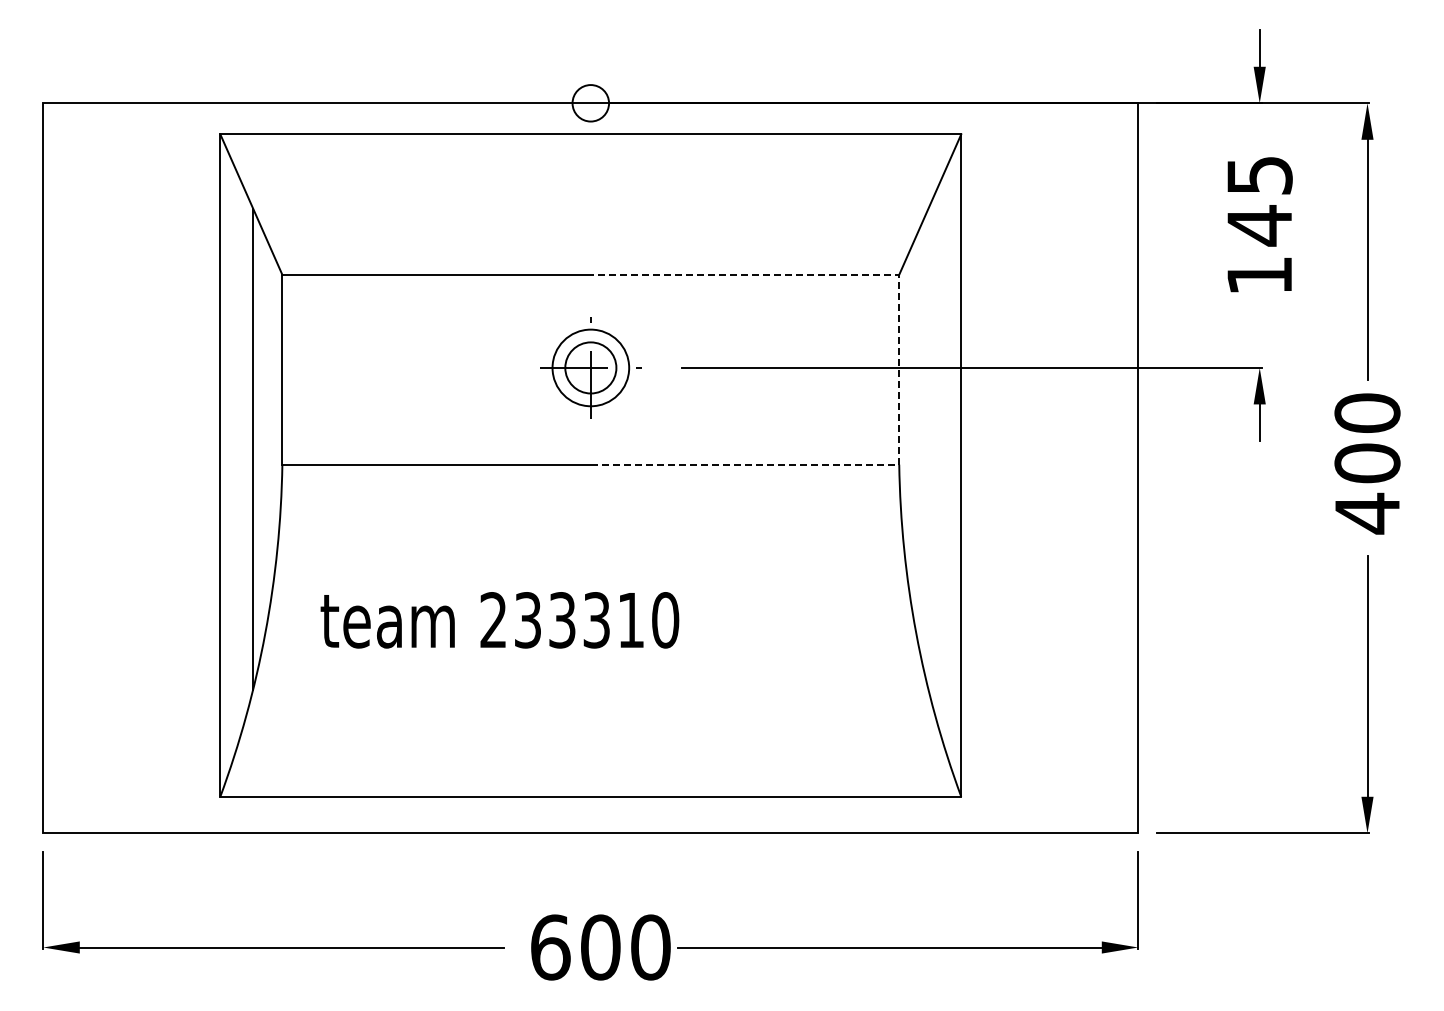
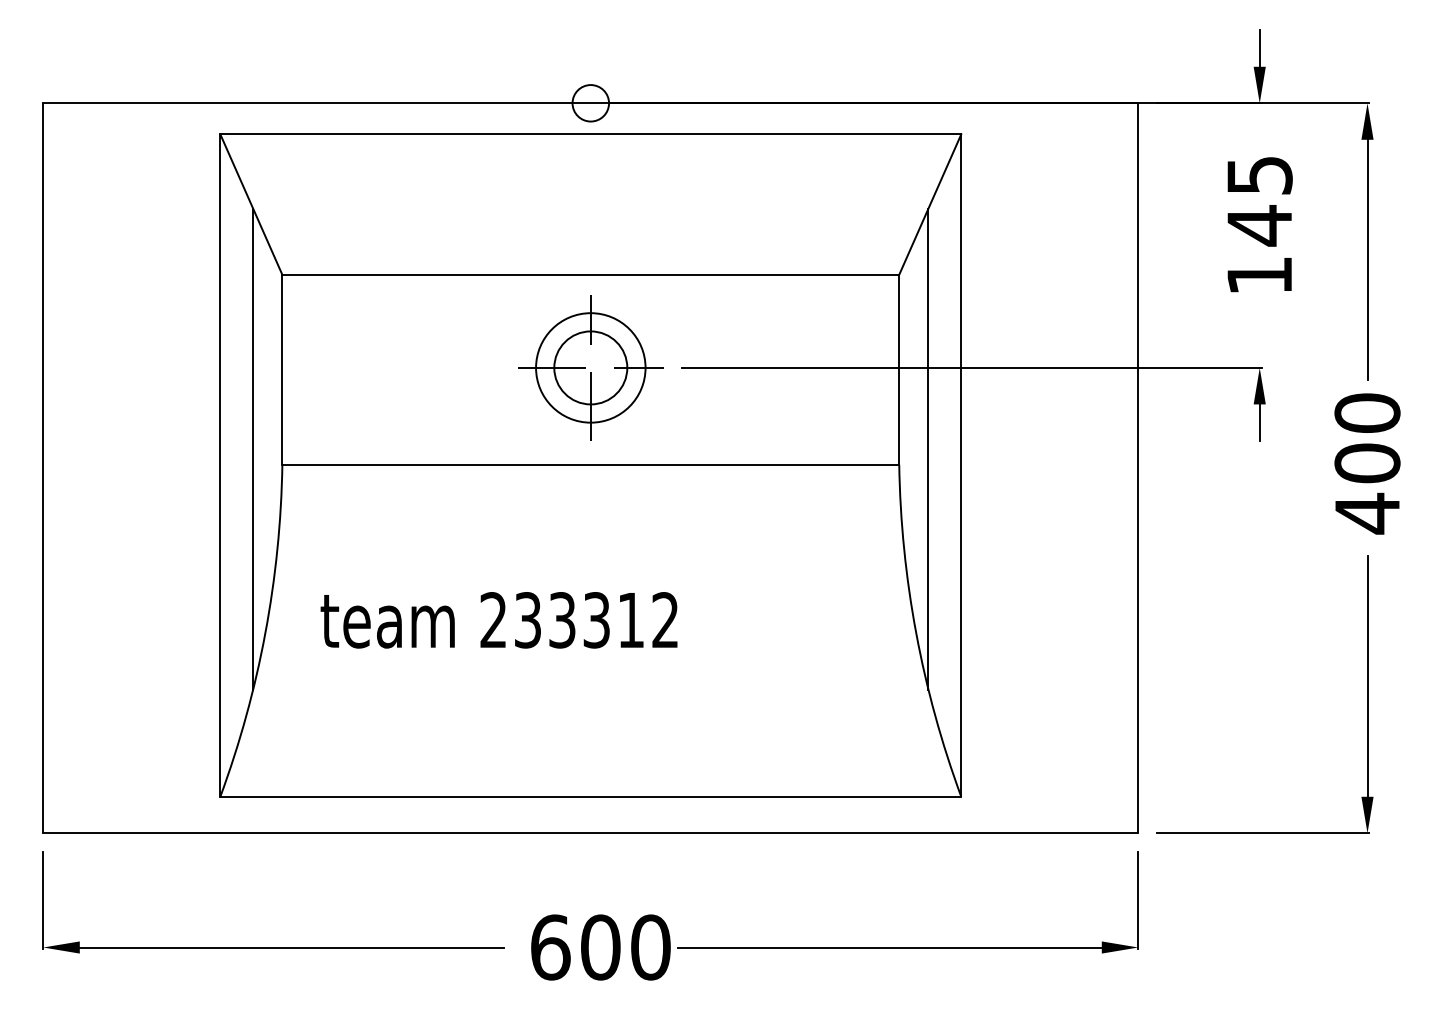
part size: 102x102 px -> 146x146 px (590, 367)
line: dashed -> solid (899, 369)
line: none -> present (928, 448)
text: 233310 -> 233312 (665, 620)
